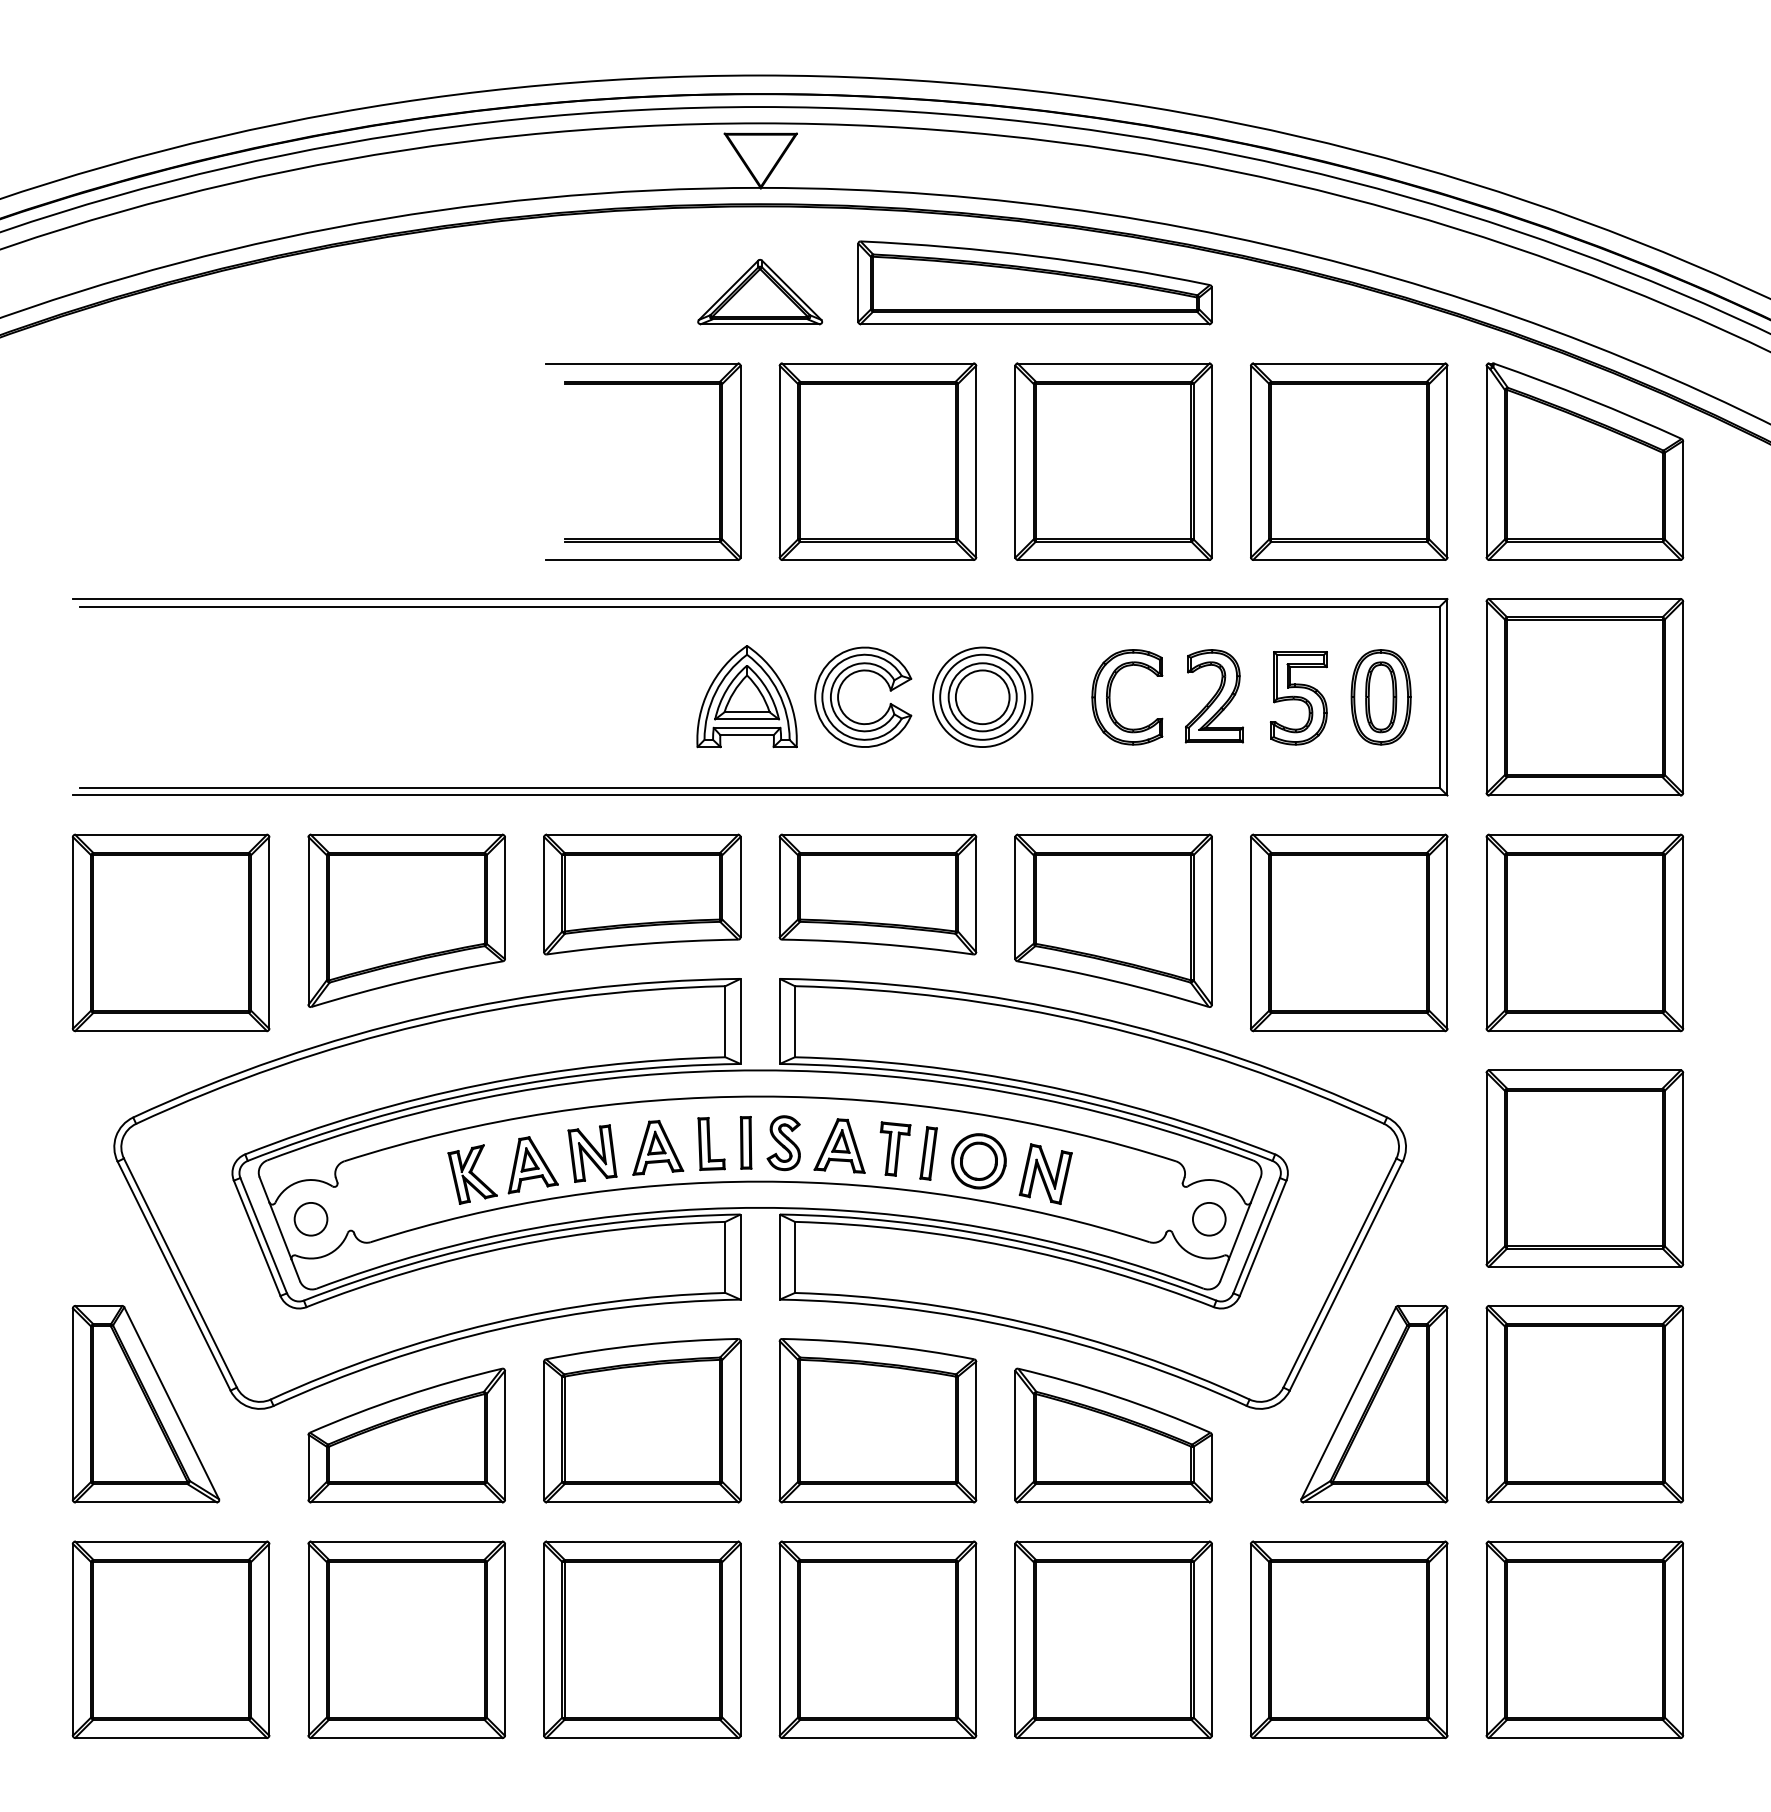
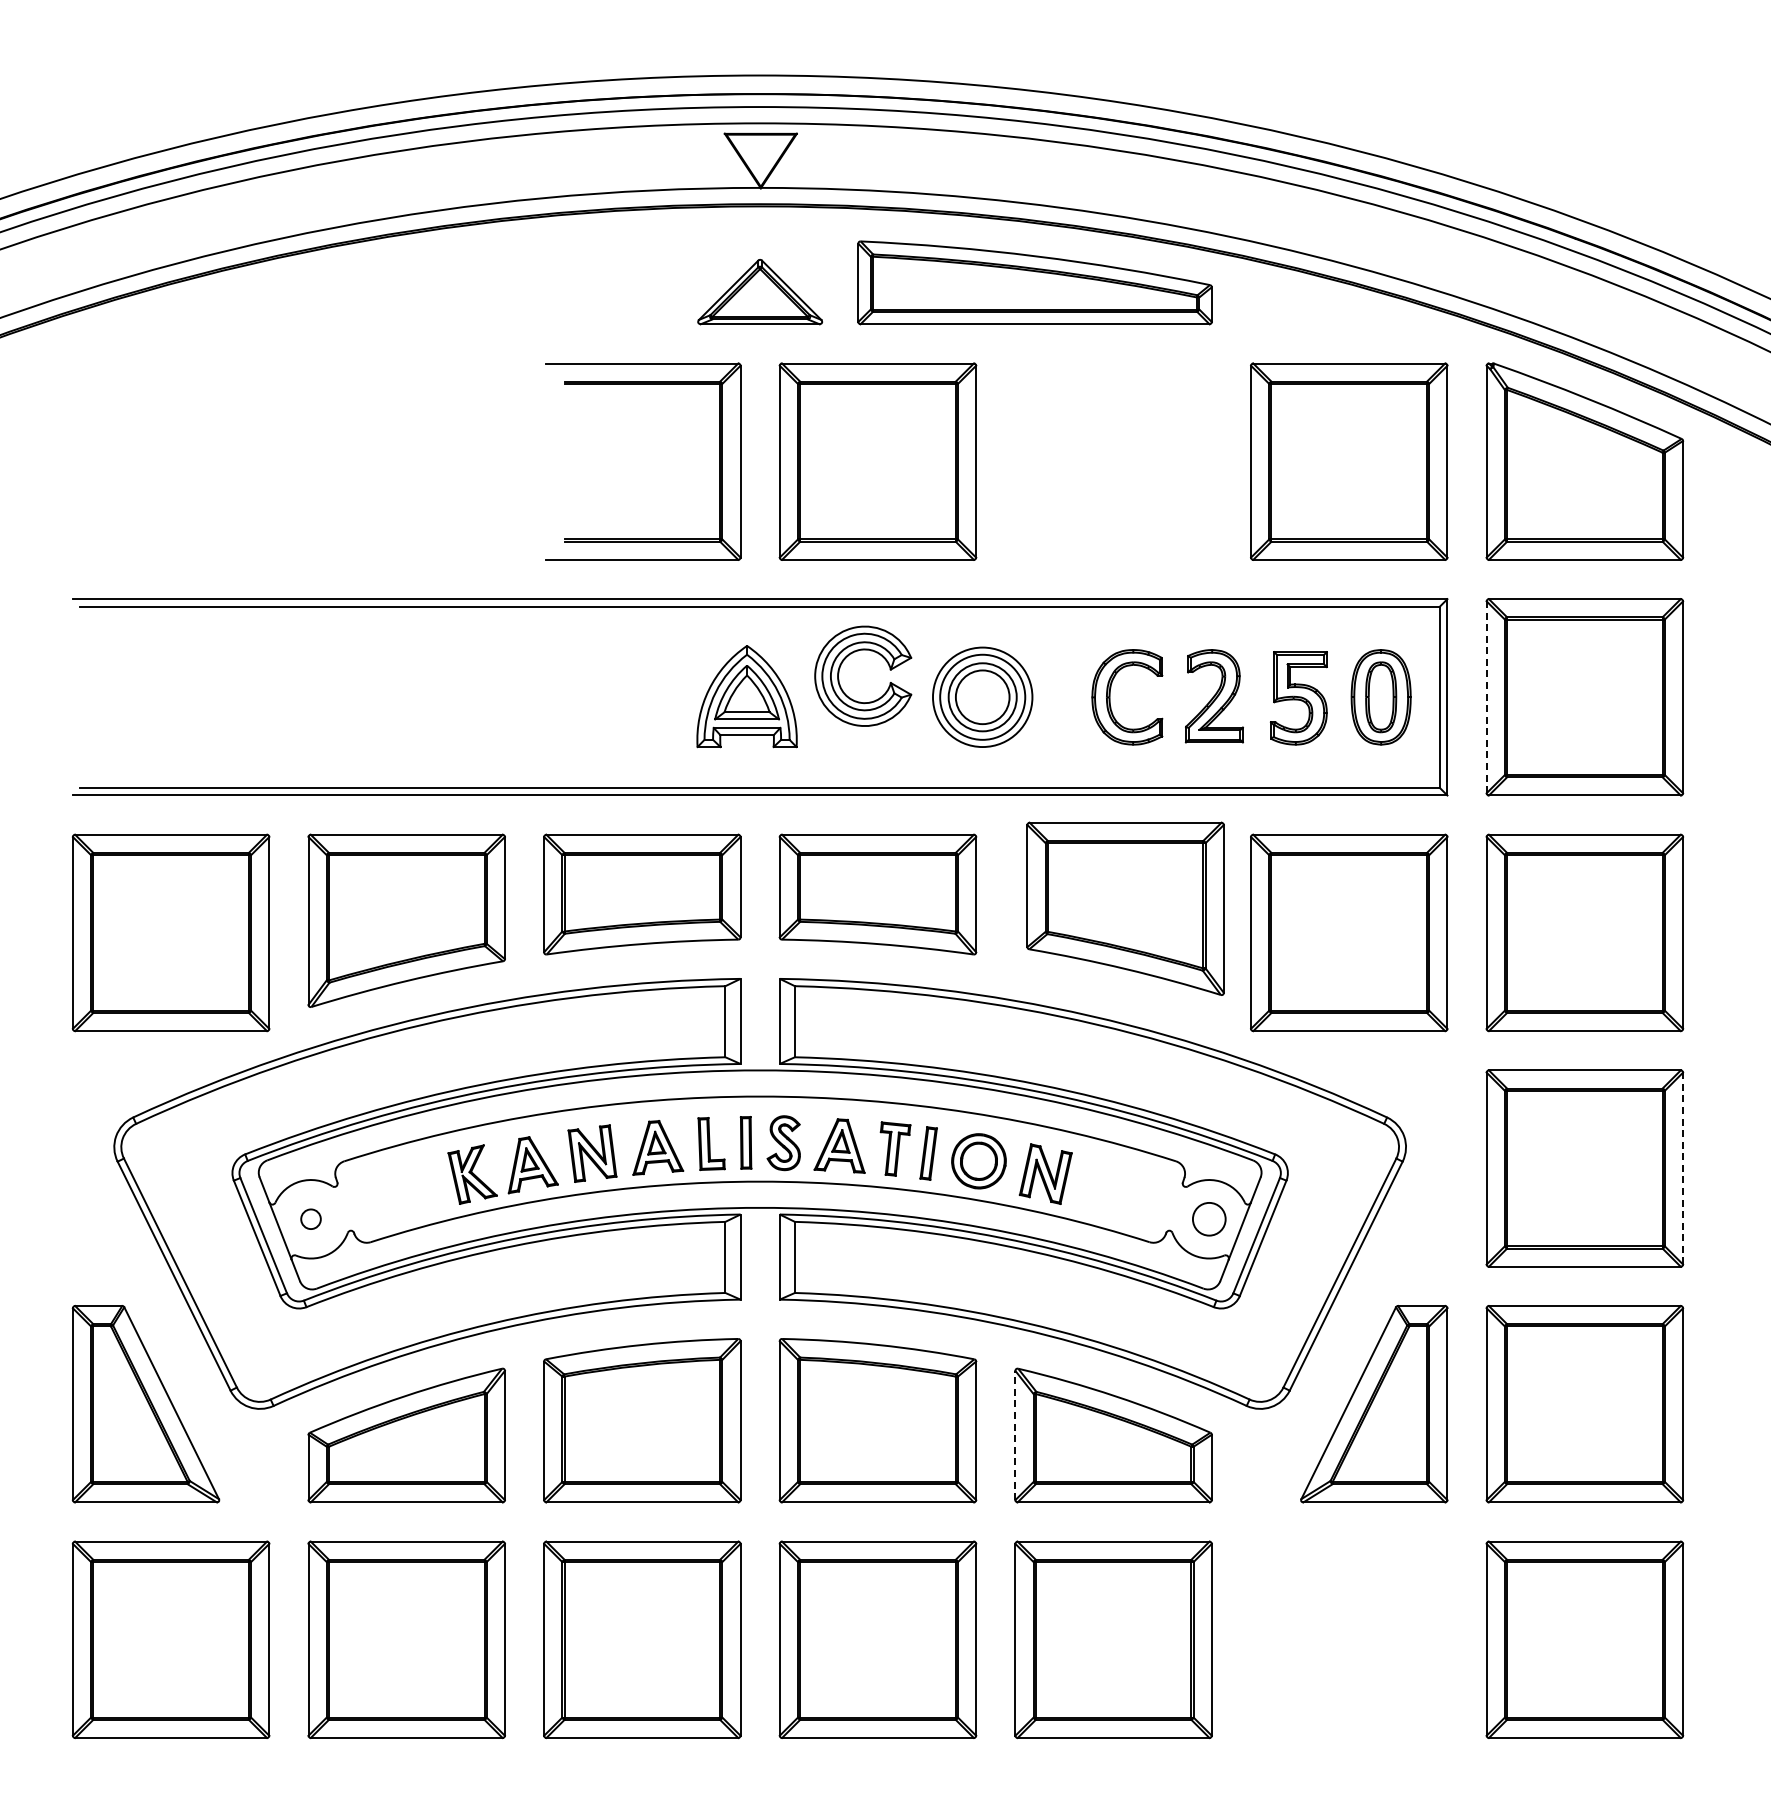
part: present -> none (1113, 461)
part position: (843, 683) -> (843, 662) (843, 662)
line: solid -> dashed (1486, 697)
part position: (1113, 920) -> (1125, 908) (1125, 908)
line: solid -> dashed (1683, 1168)
circle diameter: 33 px -> 20 px (310, 1219)
line: solid -> dashed (1015, 1435)
part: present -> none (1349, 1639)
